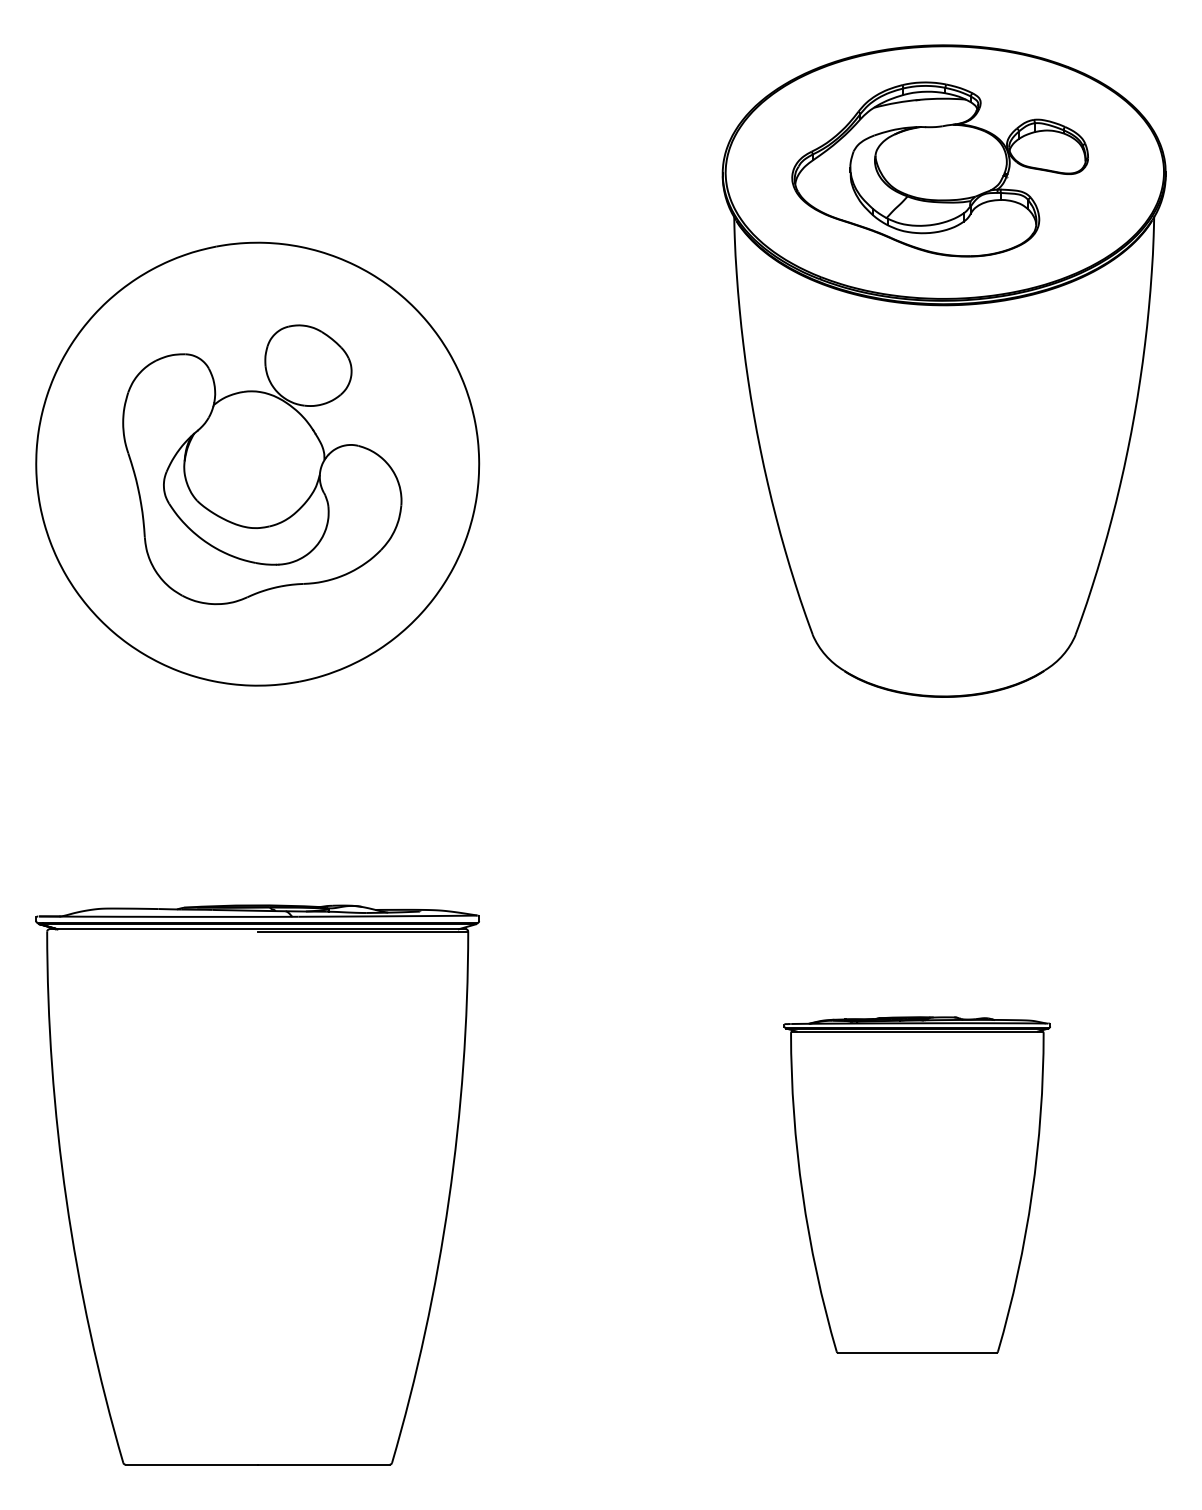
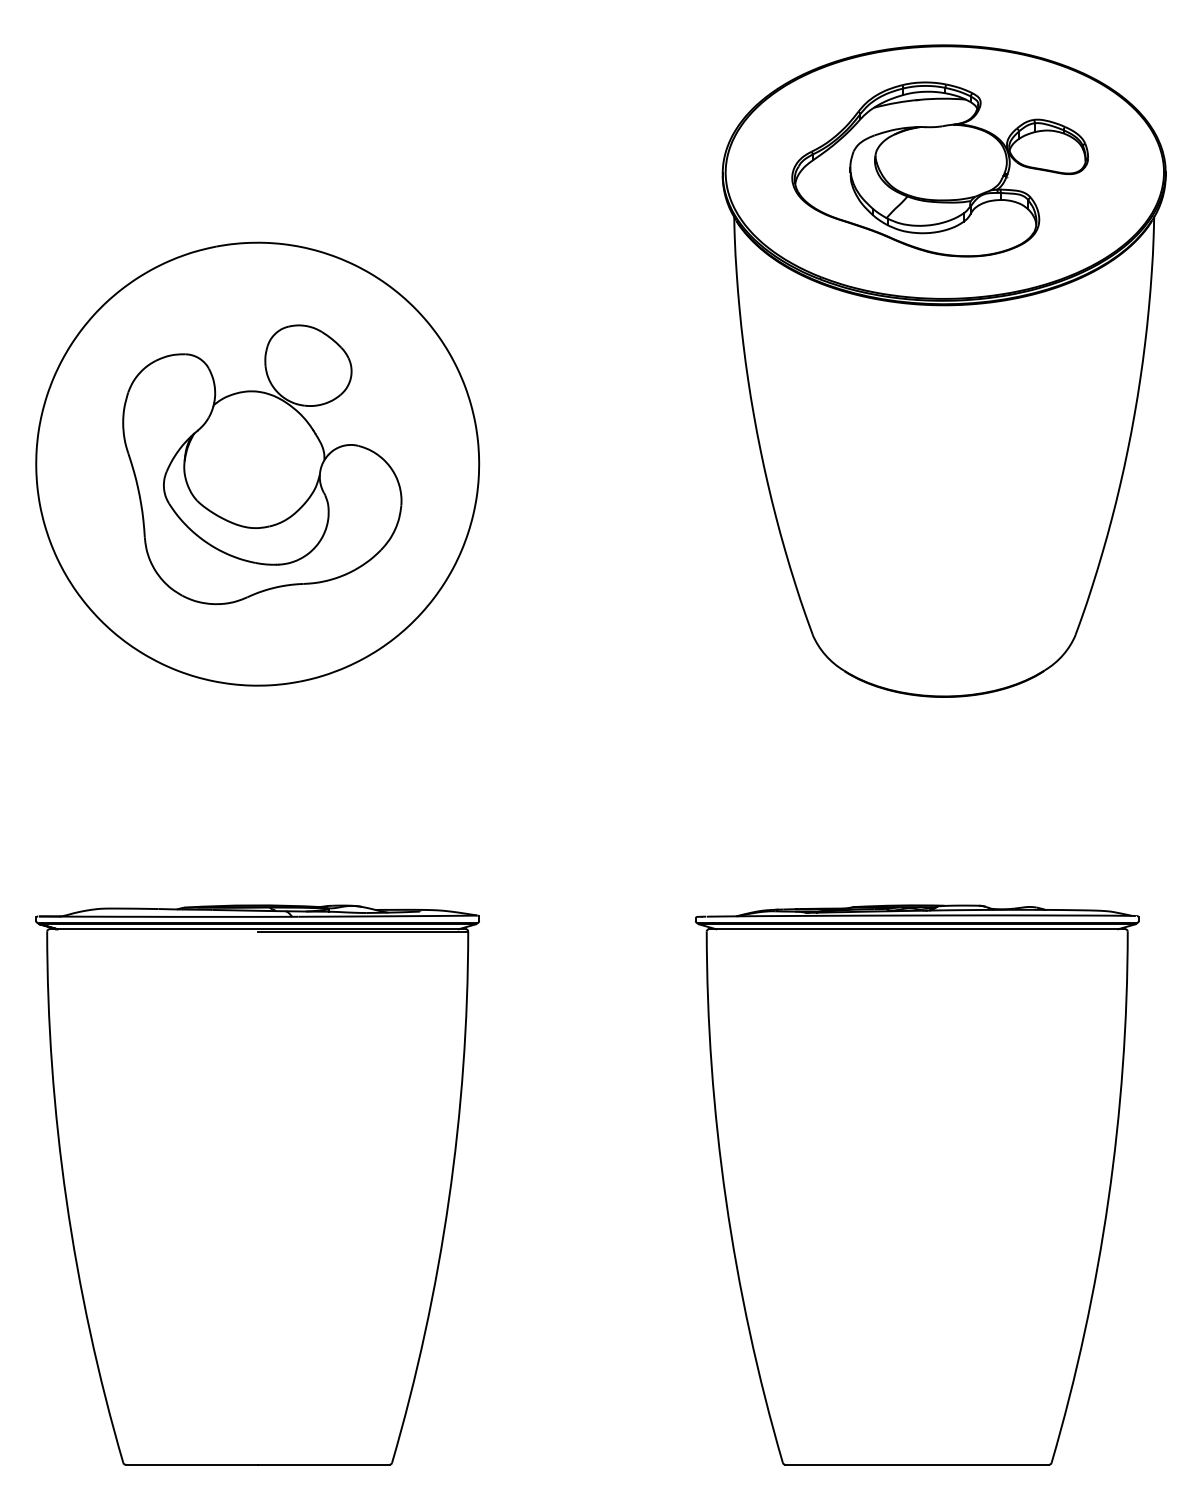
part size: 268x338 px -> 445x562 px (917, 1184)
